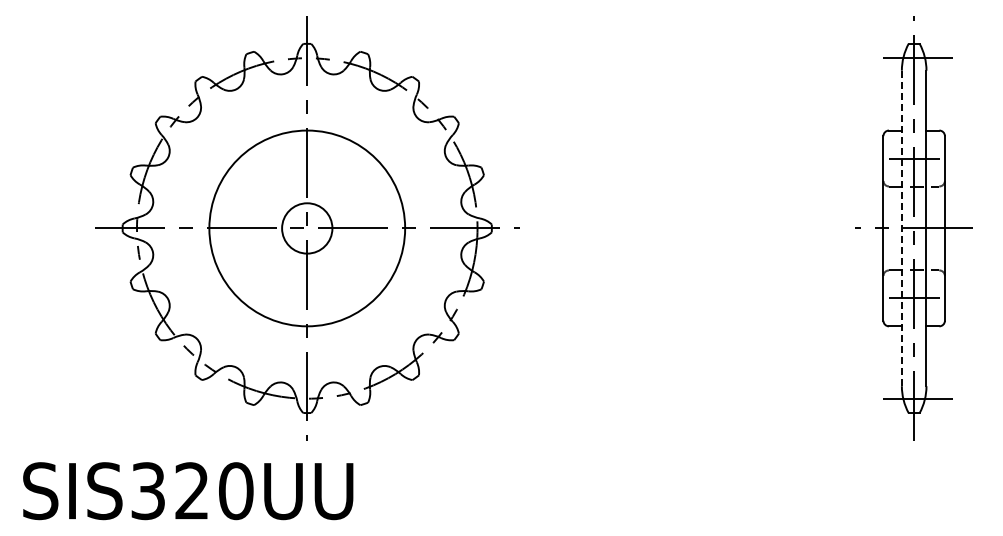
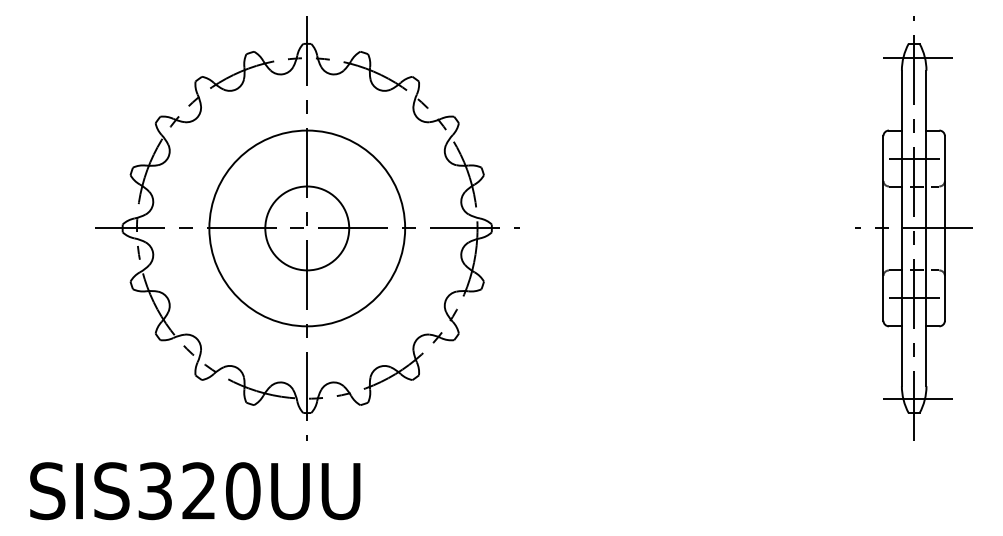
circle diameter: 50 px -> 84 px (307, 228)
line: dashed -> solid (901, 228)
text position: (188, 491) -> (195, 491) (195, 491)
